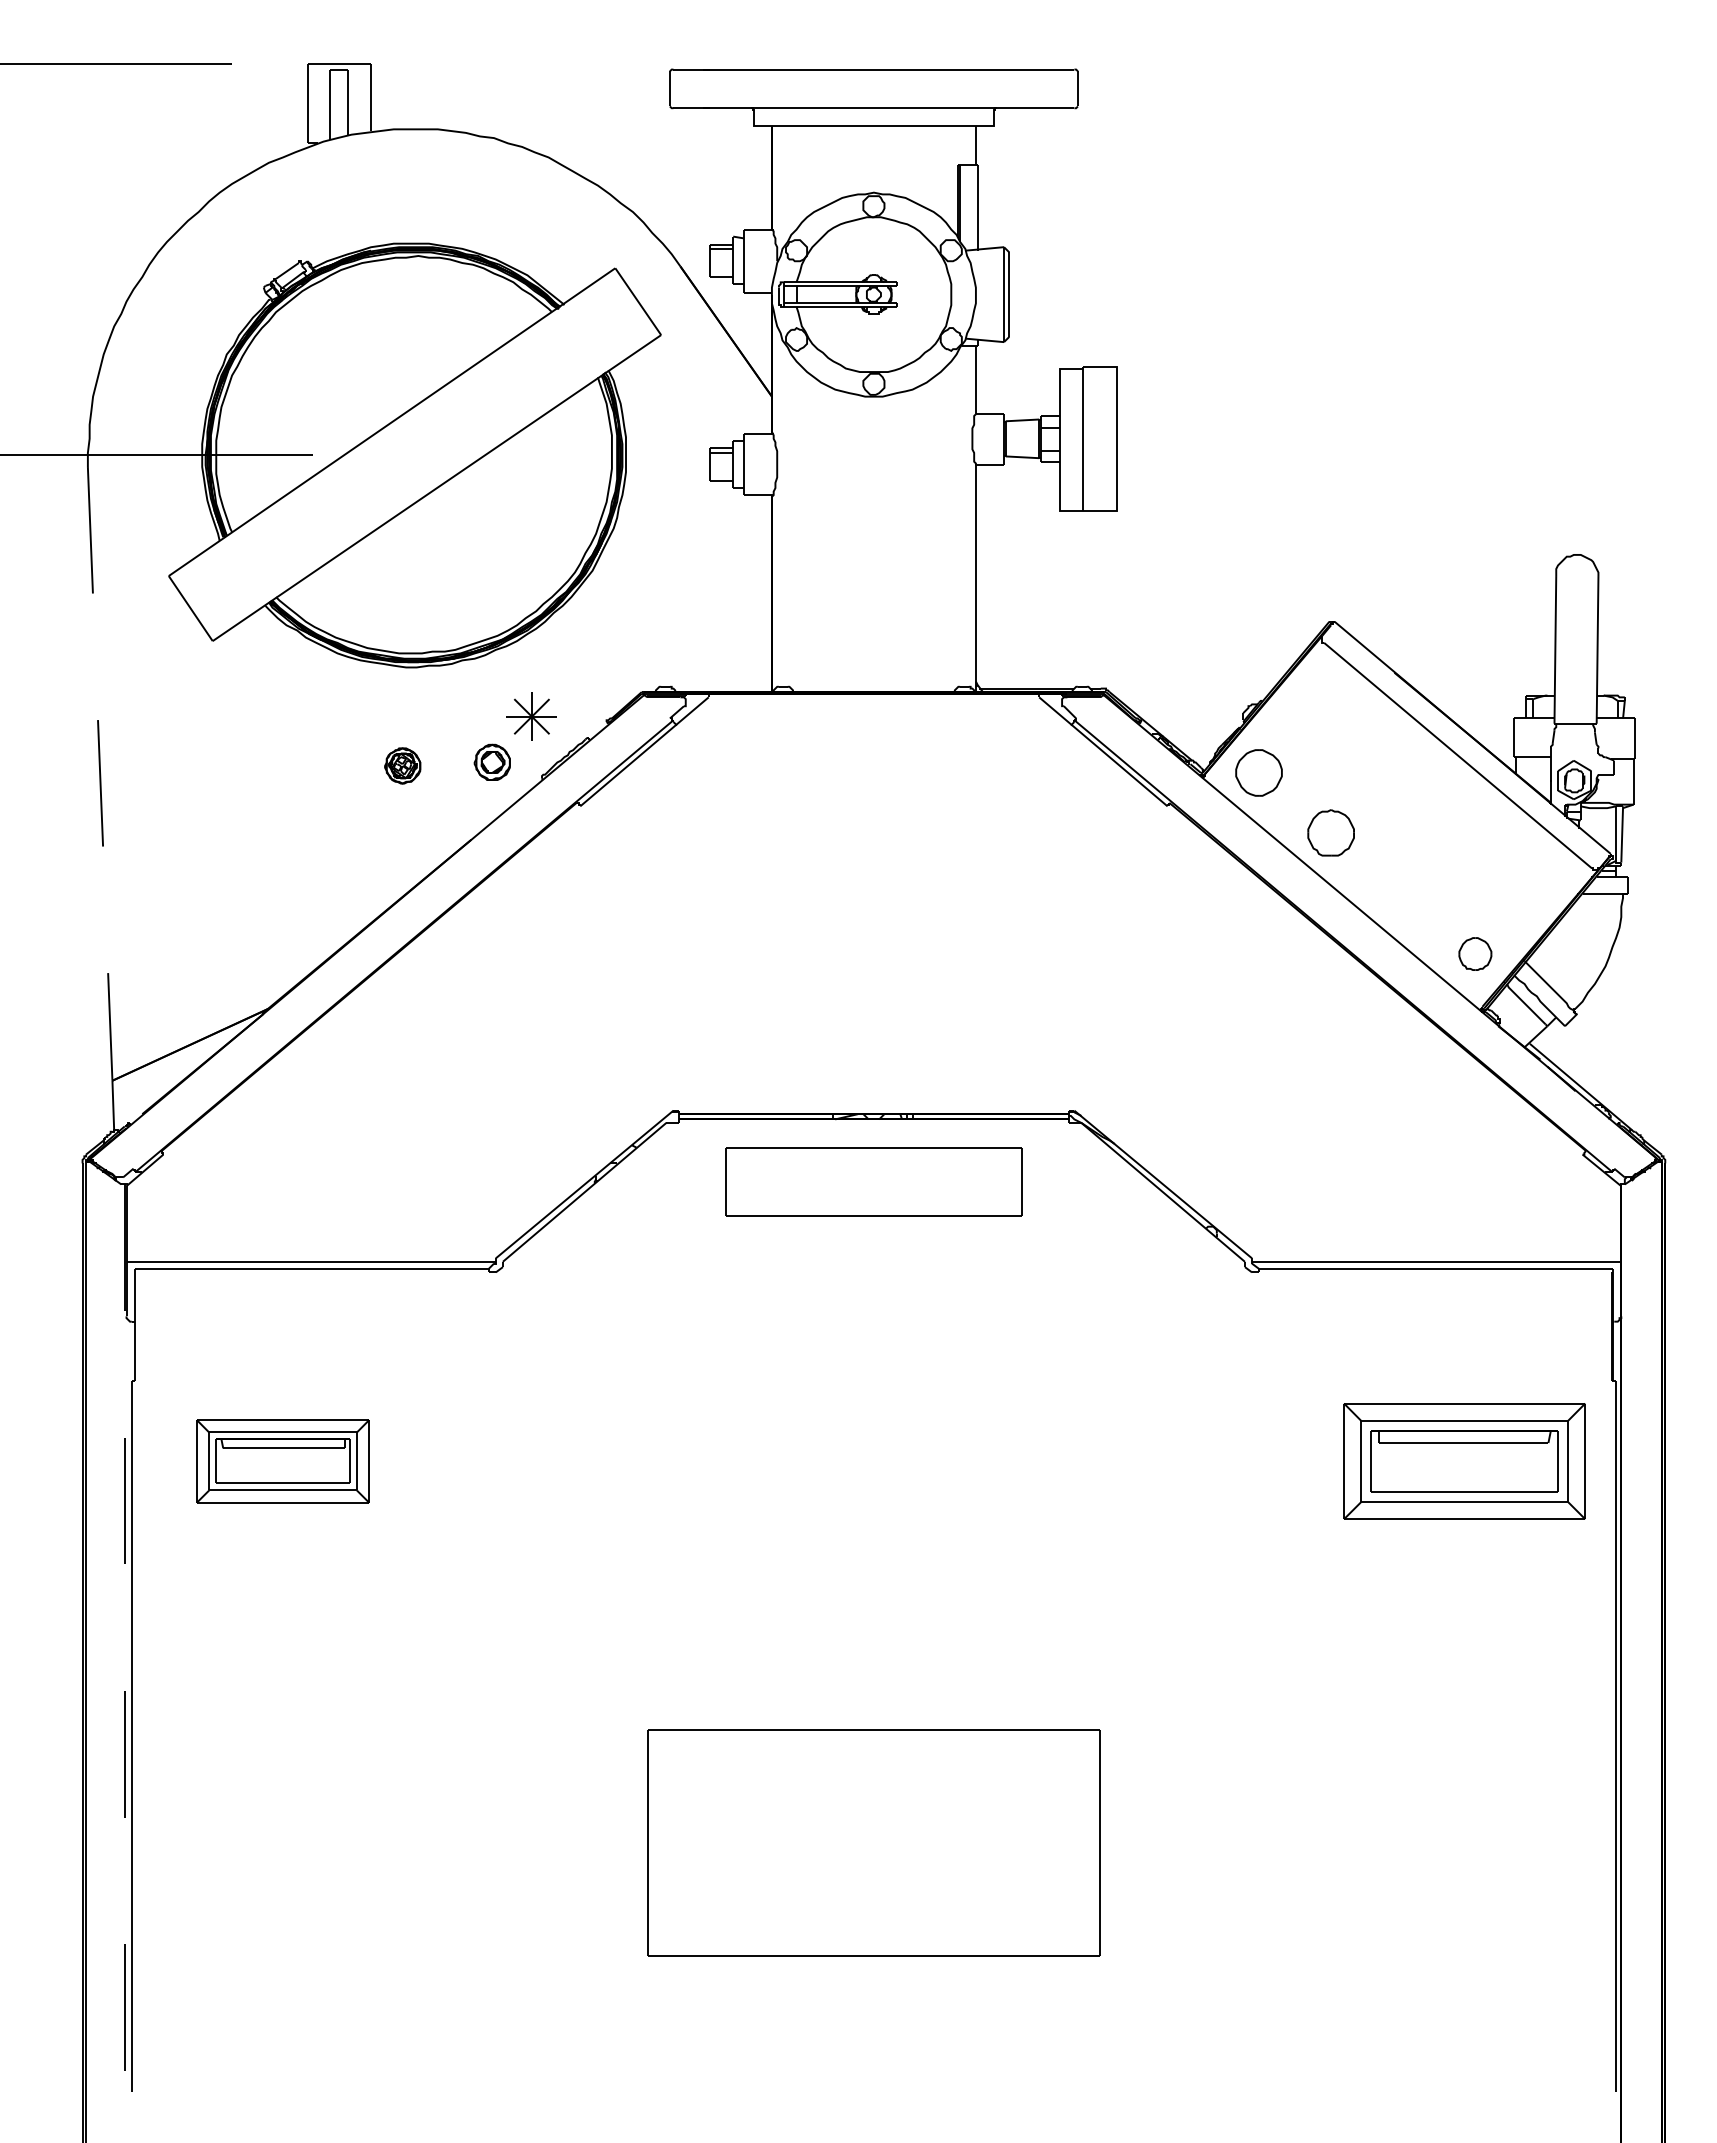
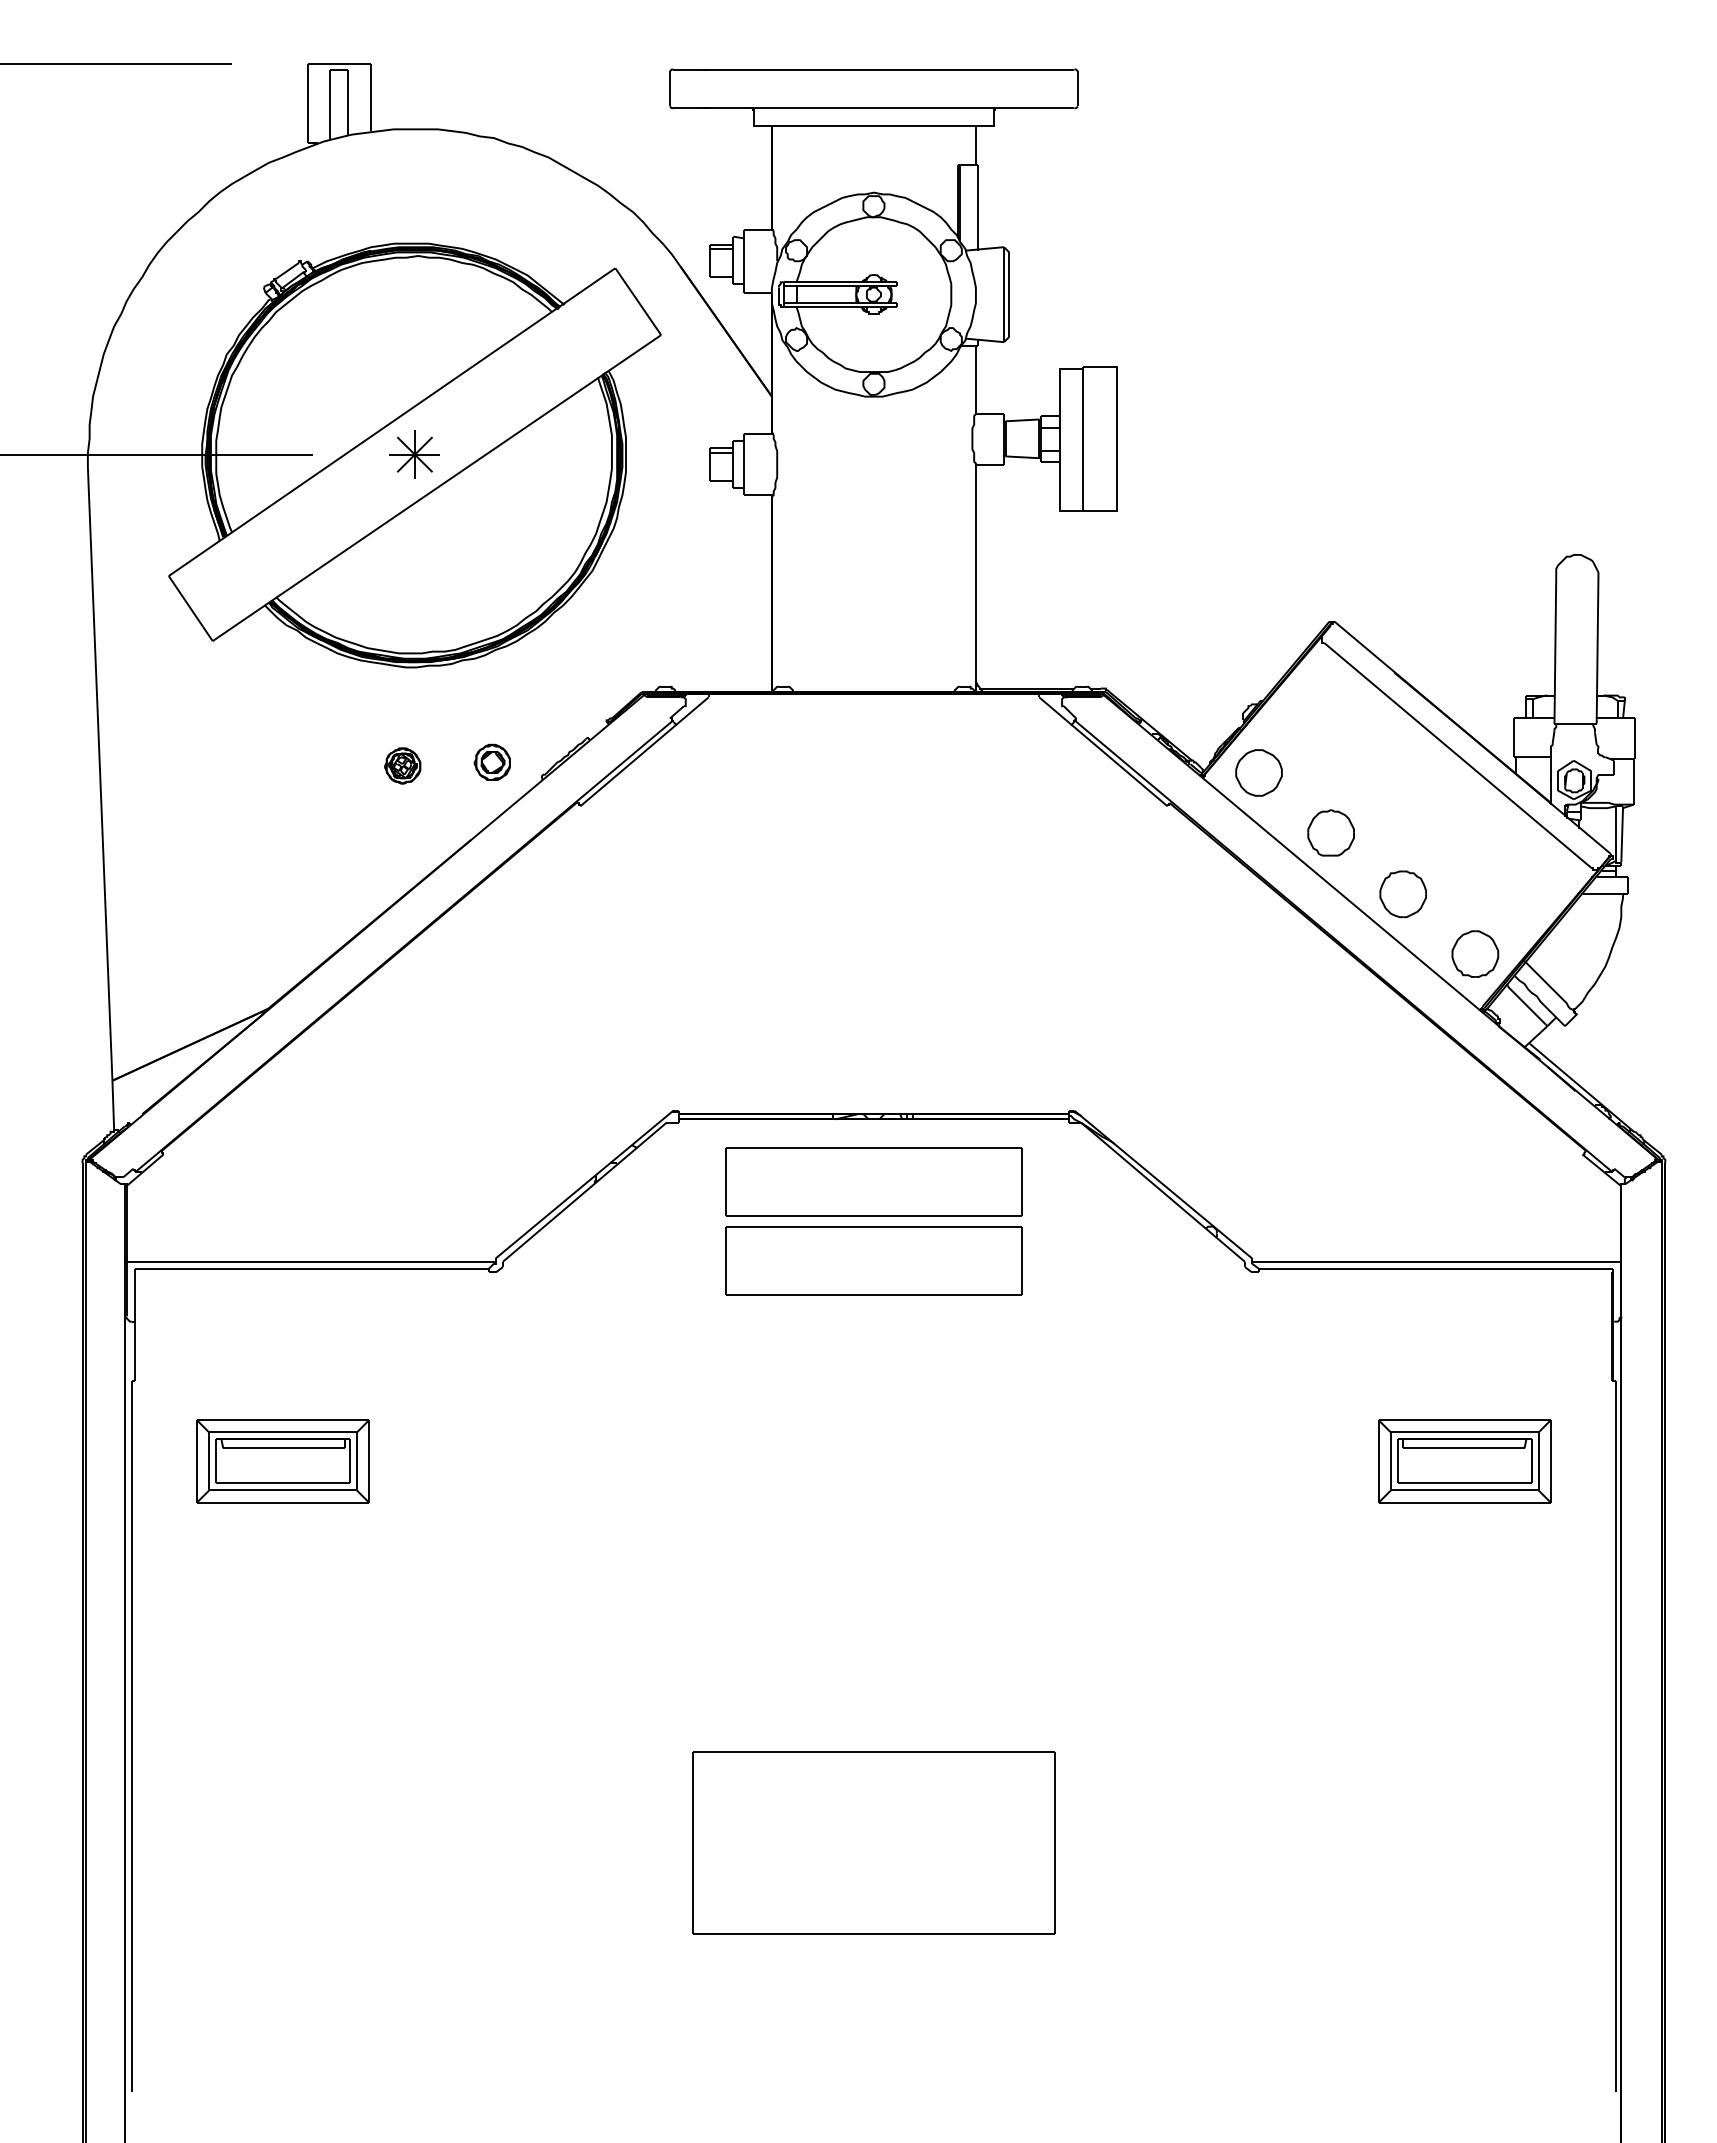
part position: (531, 716) -> (414, 454) (414, 454)
line: dashed -> solid (100, 774)
part: none -> present (1402, 894)
part size: 35x34 px -> 49x48 px (1475, 953)
part: none -> present (873, 1260)
part size: 243x117 px -> 174x85 px (1464, 1461)
line: dashed -> solid (124, 1663)
part size: 454x228 px -> 364x184 px (873, 1842)
